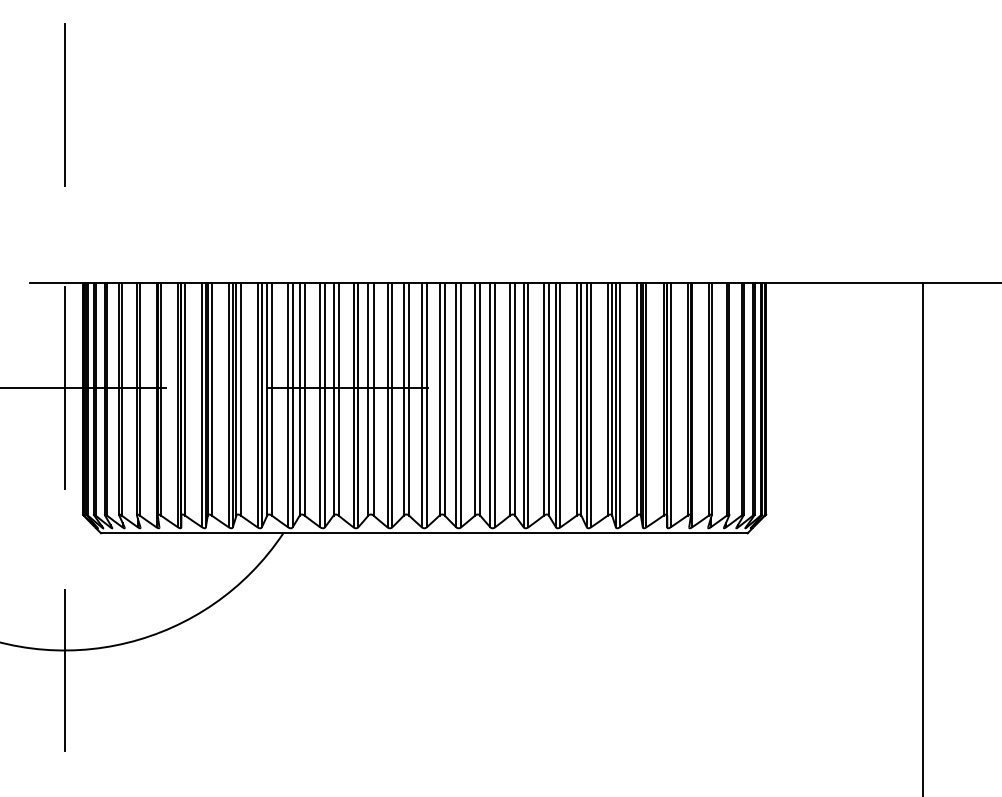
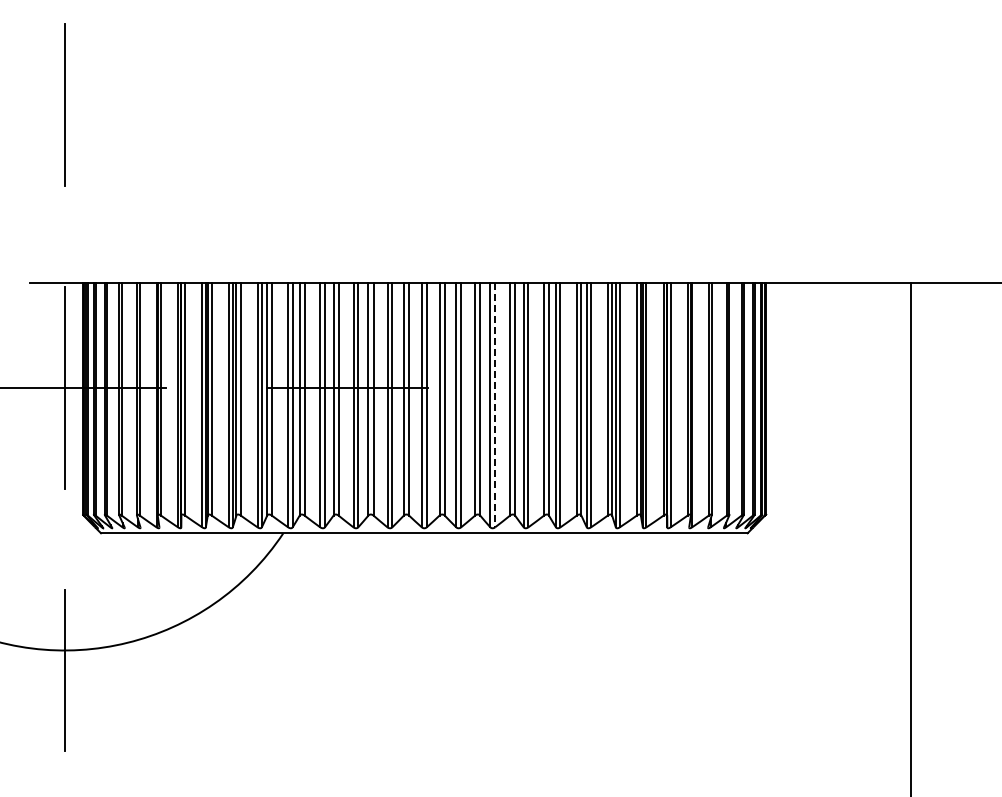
line: solid -> dashed (495, 405)
line position: (923, 537) -> (911, 537) (911, 537)
